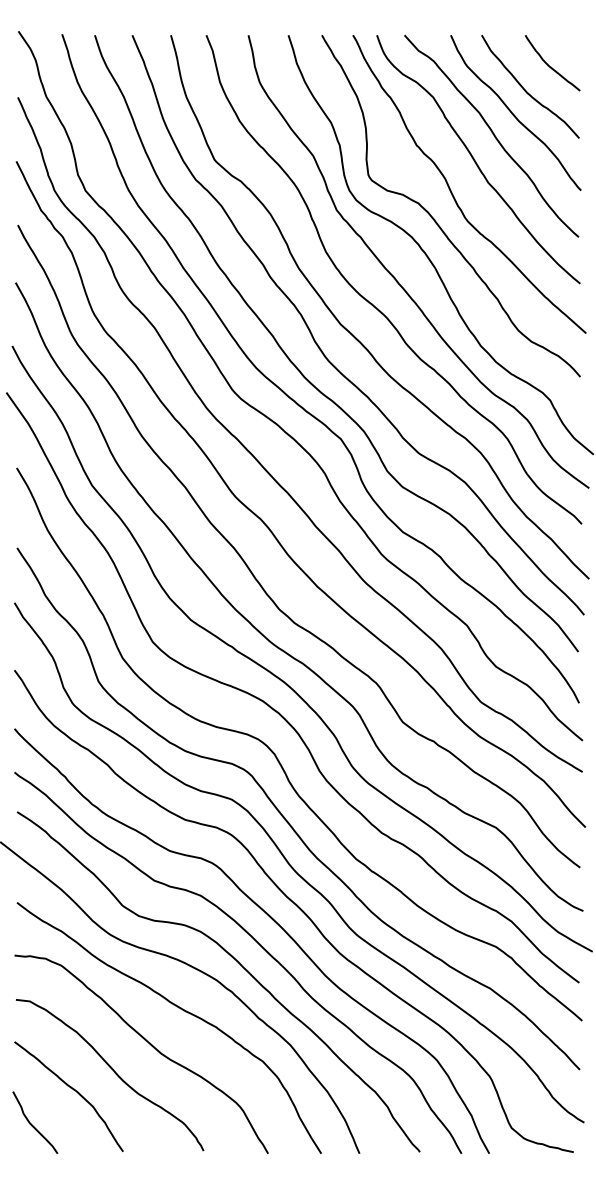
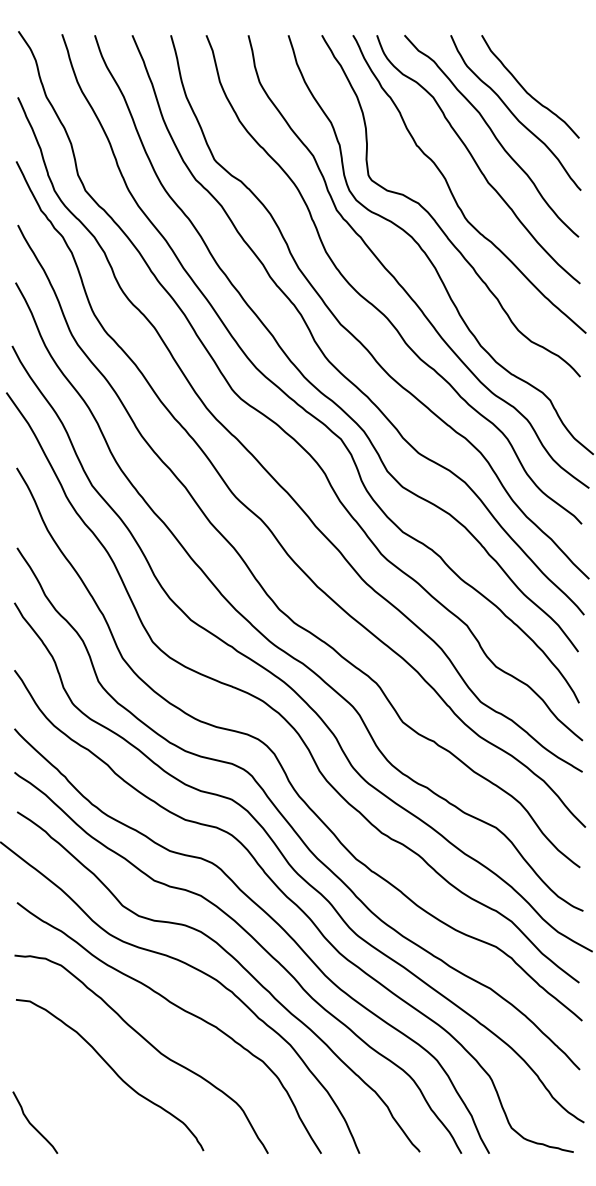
curve: present -> none (551, 66)
curve: present -> none (73, 1090)
